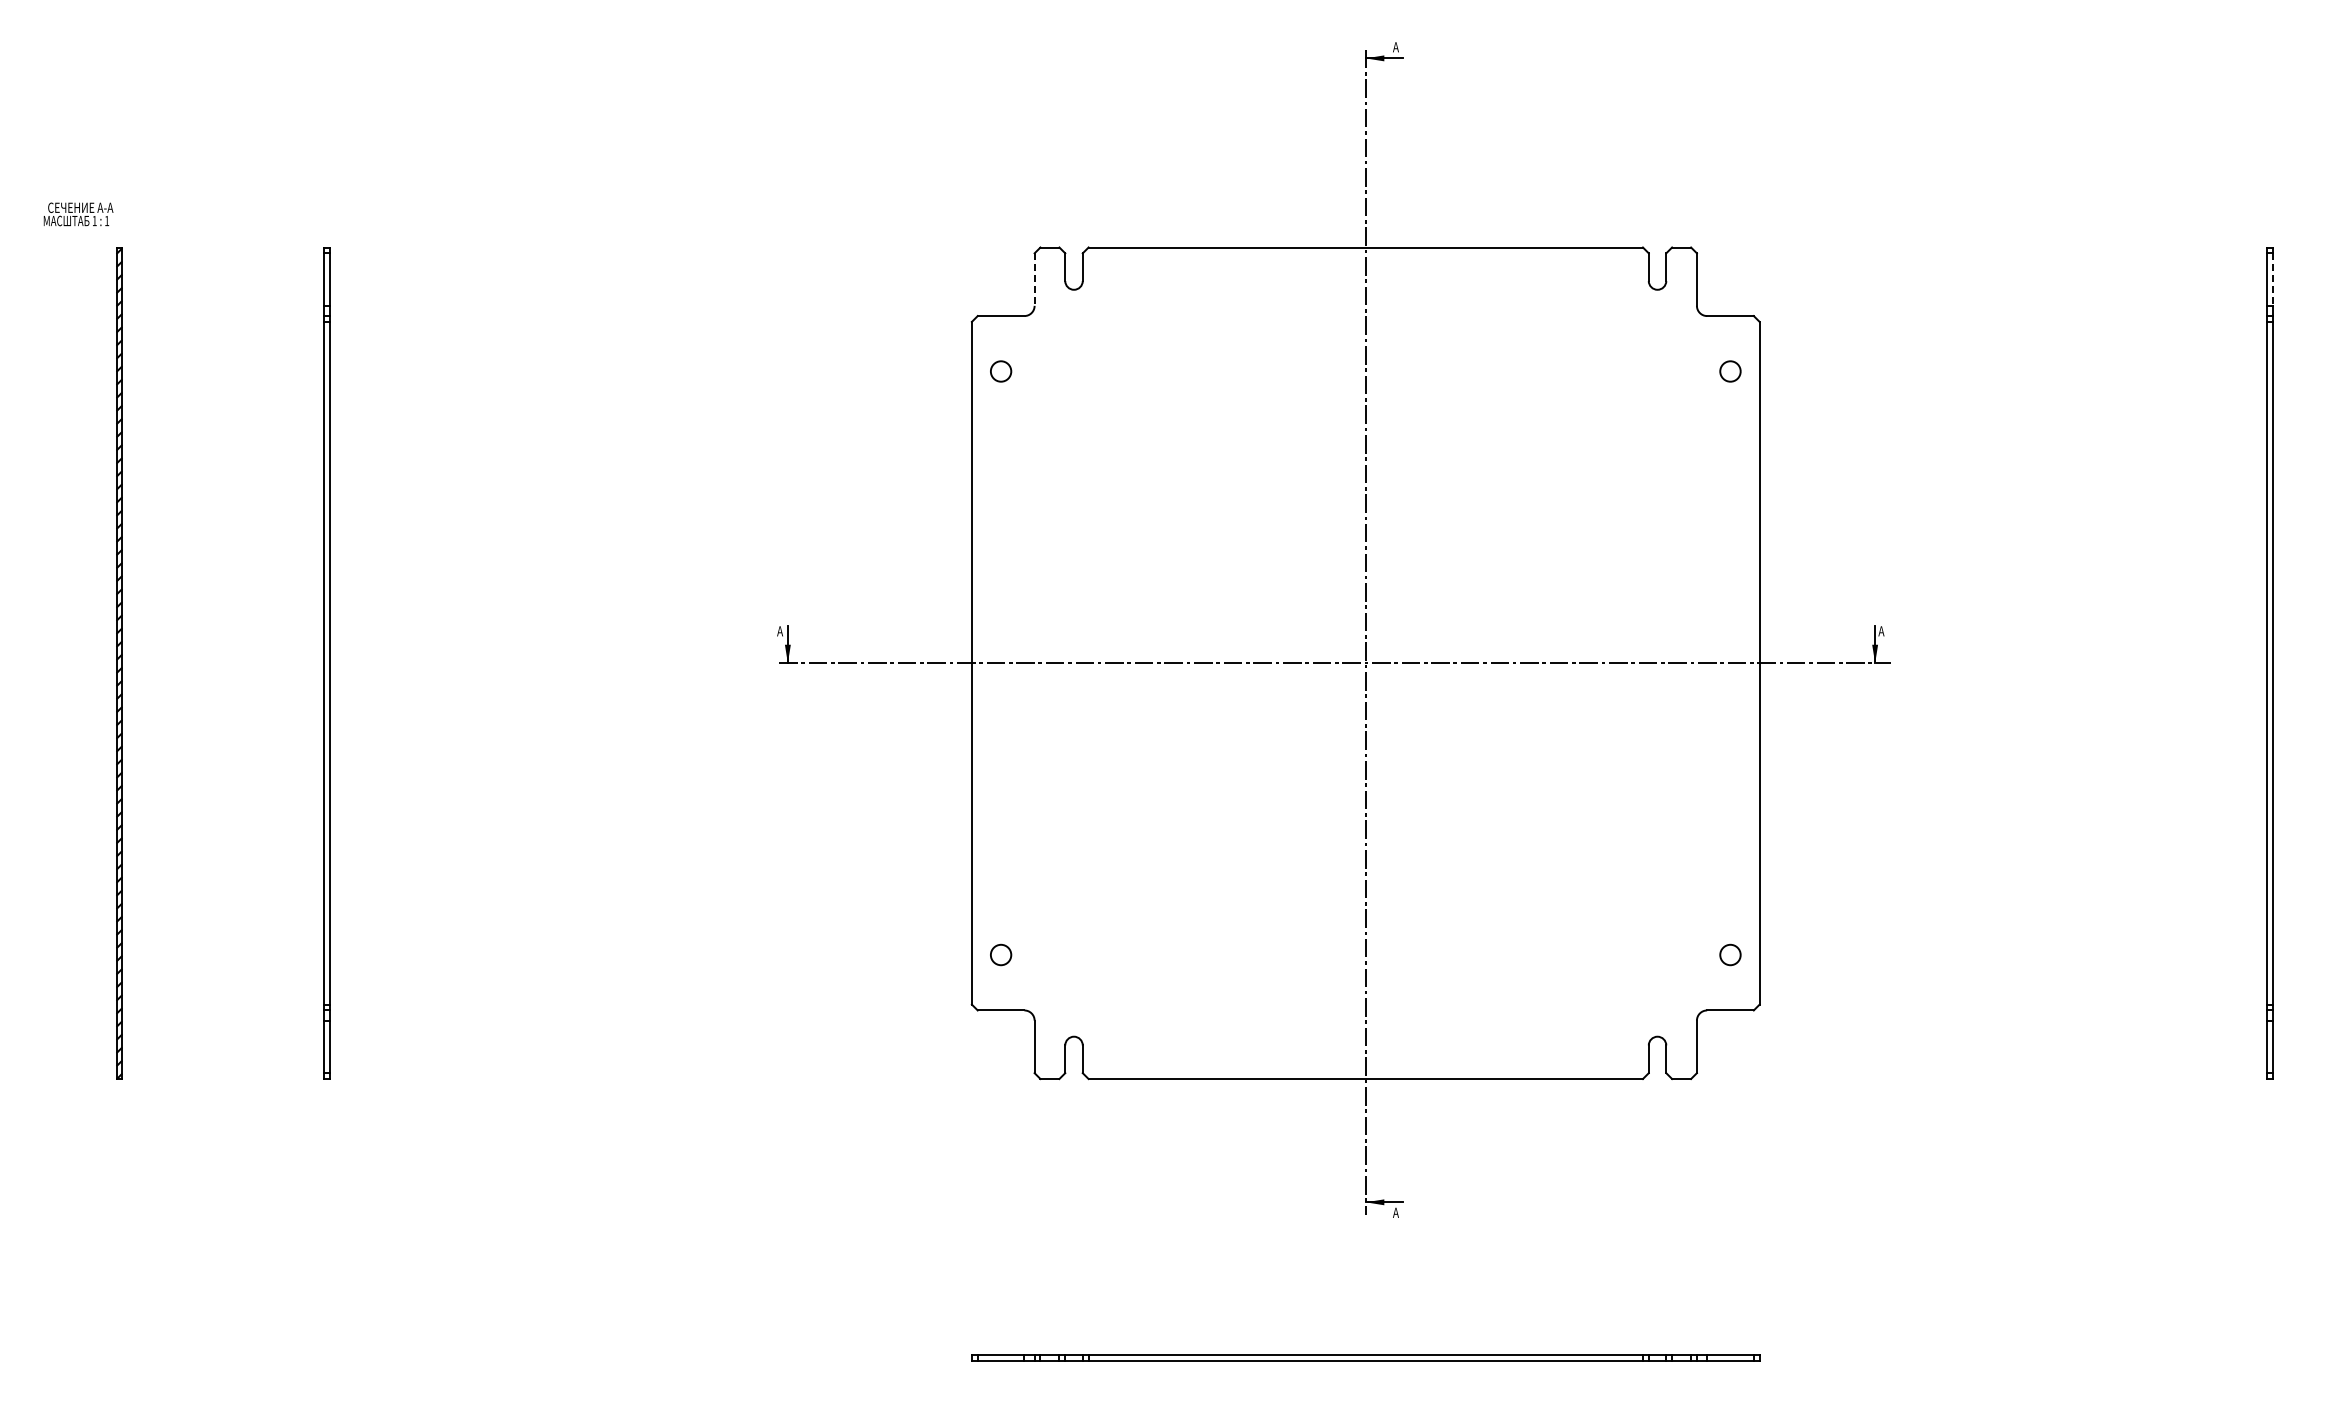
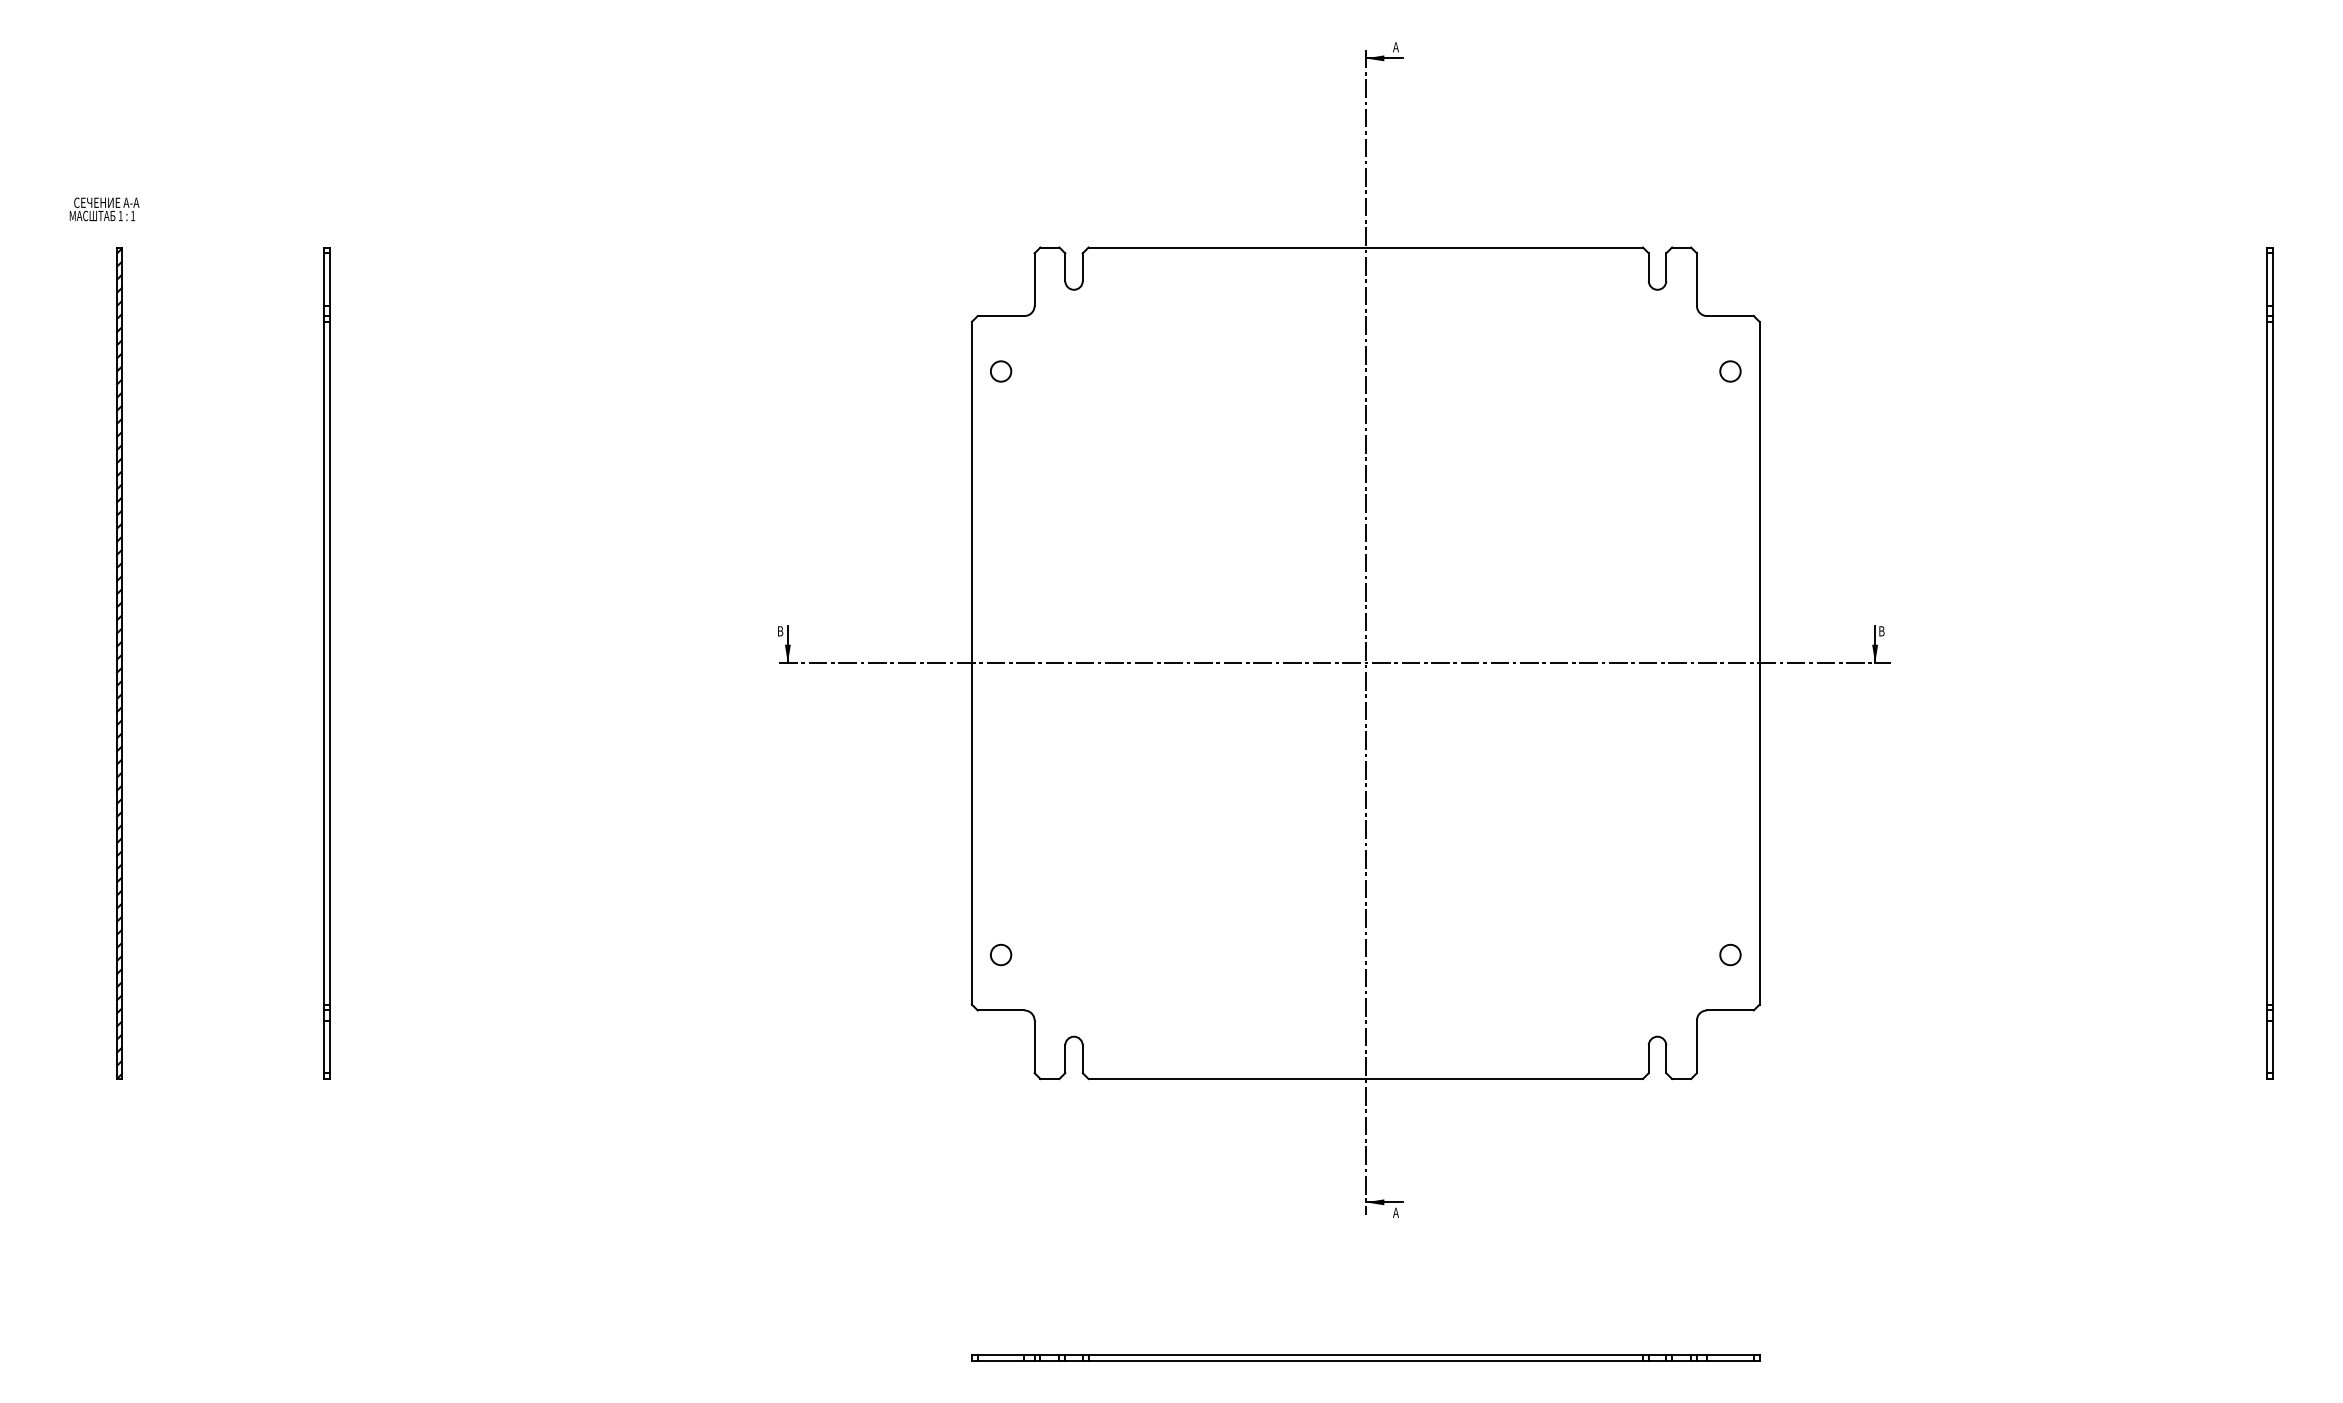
text position: (78, 214) -> (104, 209) (104, 209)
line: dashed -> solid (1034, 280)
line: dashed -> solid (2272, 280)
text: A -> B (780, 631)
text: A -> B (1881, 631)
